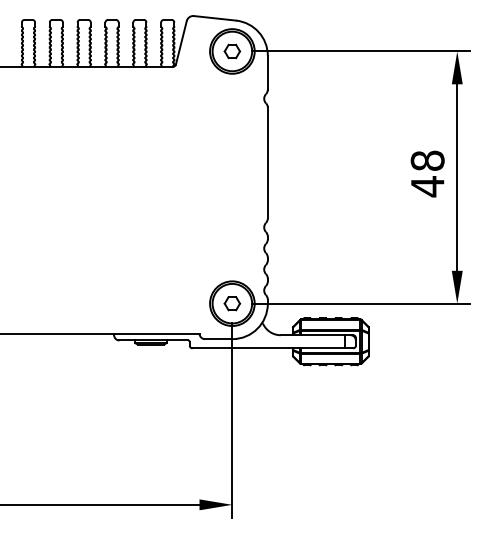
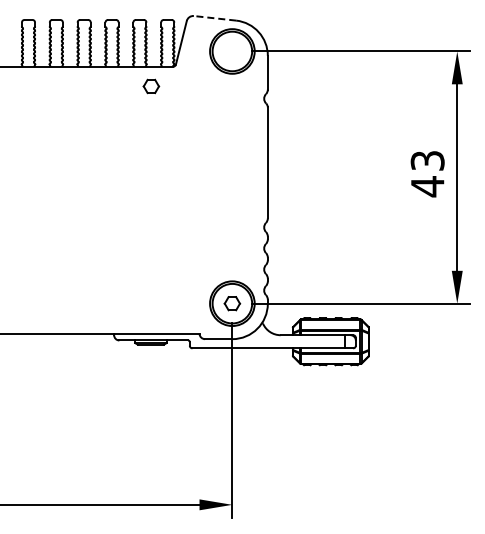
line: solid -> dashed (214, 18)
part position: (232, 51) -> (151, 86) (151, 86)
text: 48 -> 43 (427, 160)
